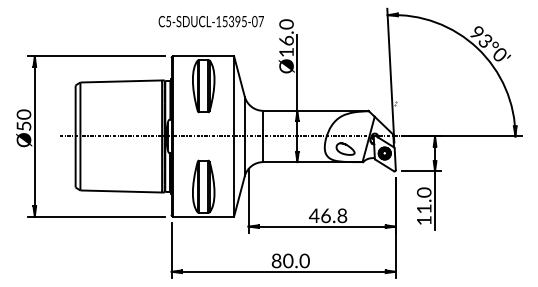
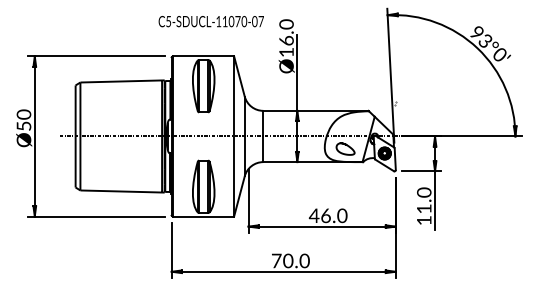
text: C5-SDUCL-15395-07 -> C5-SDUCL-11070-07 (234, 21)
text: 46.8 -> 46.0 (342, 215)
text: 80.0 -> 70.0 (276, 260)
